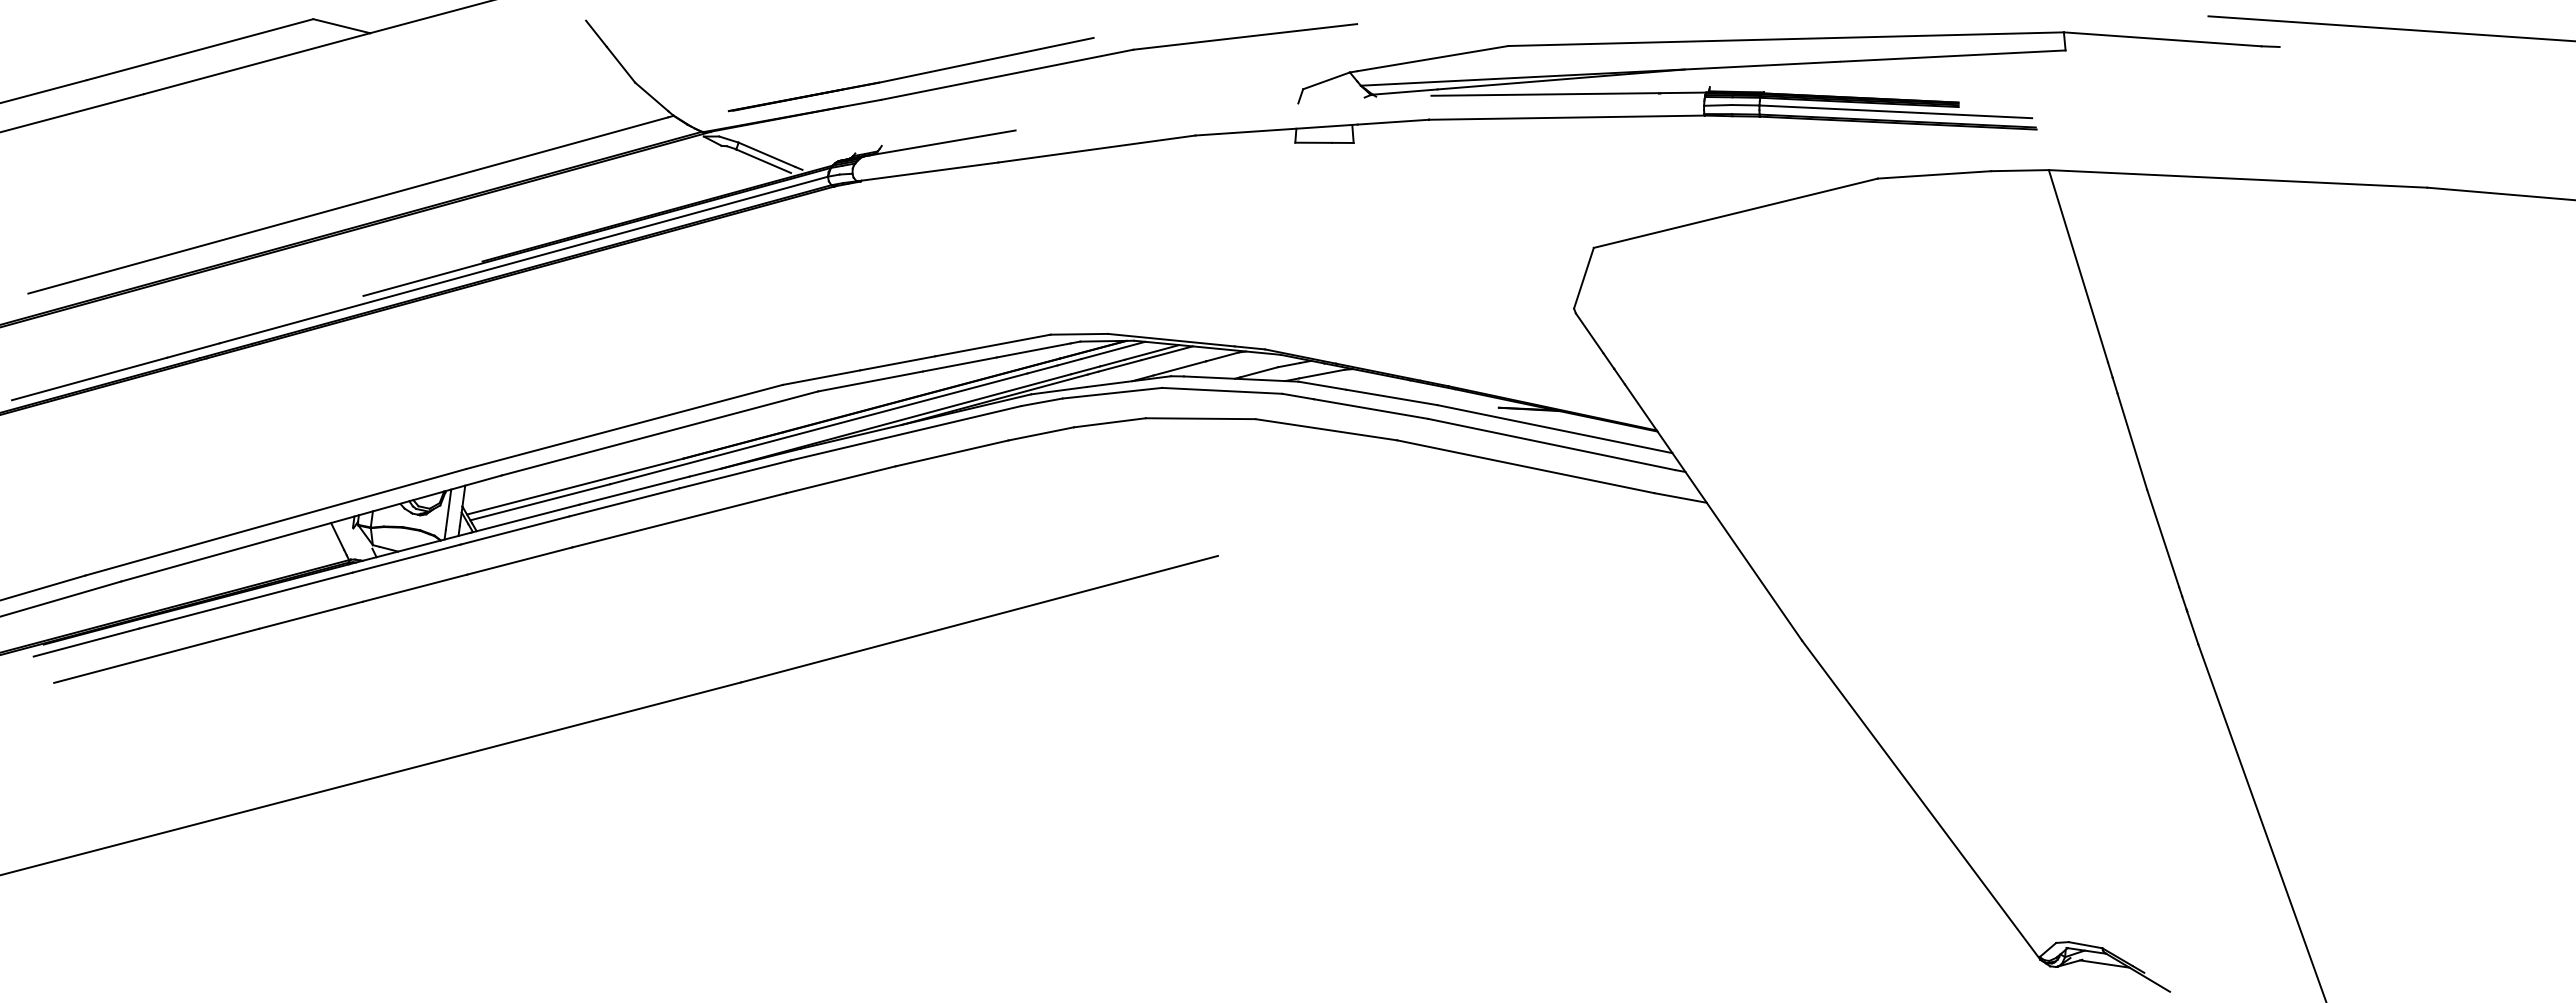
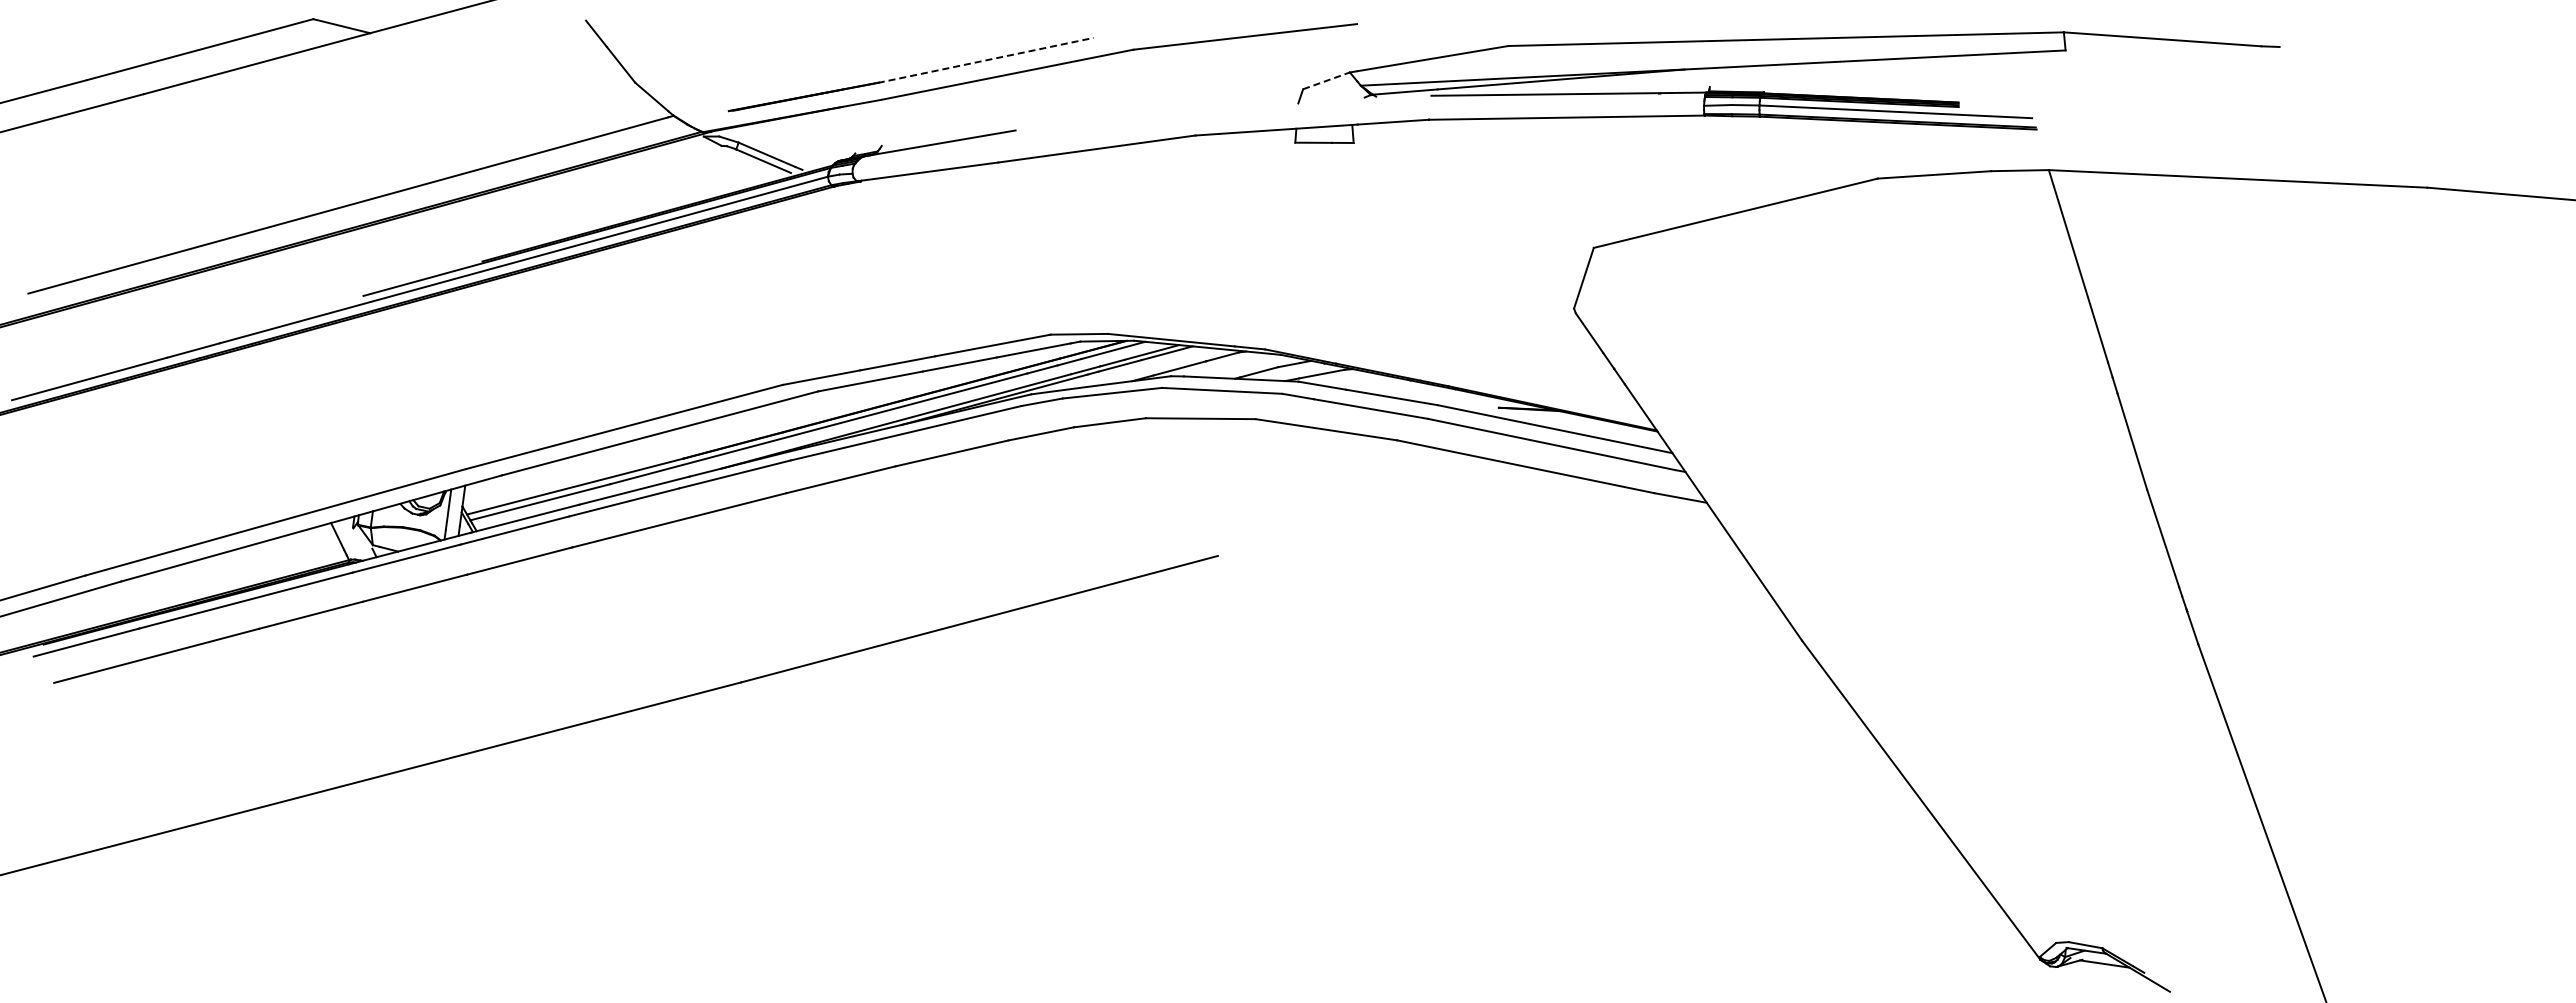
line: present -> none (2390, 28)
line: solid -> dashed (986, 60)
line: solid -> dashed (1326, 80)
